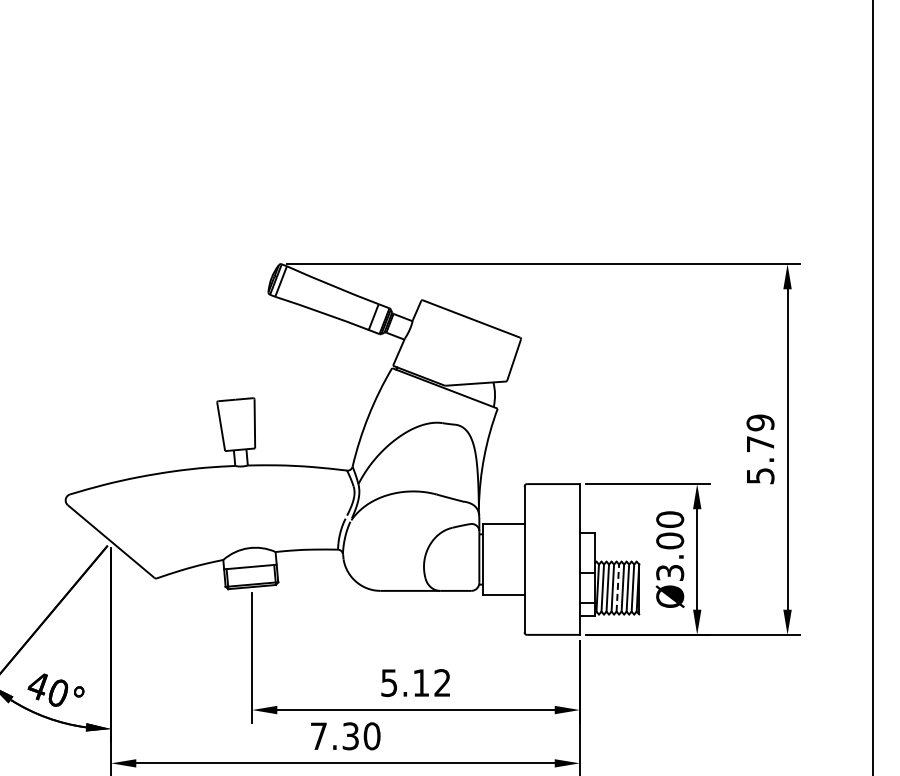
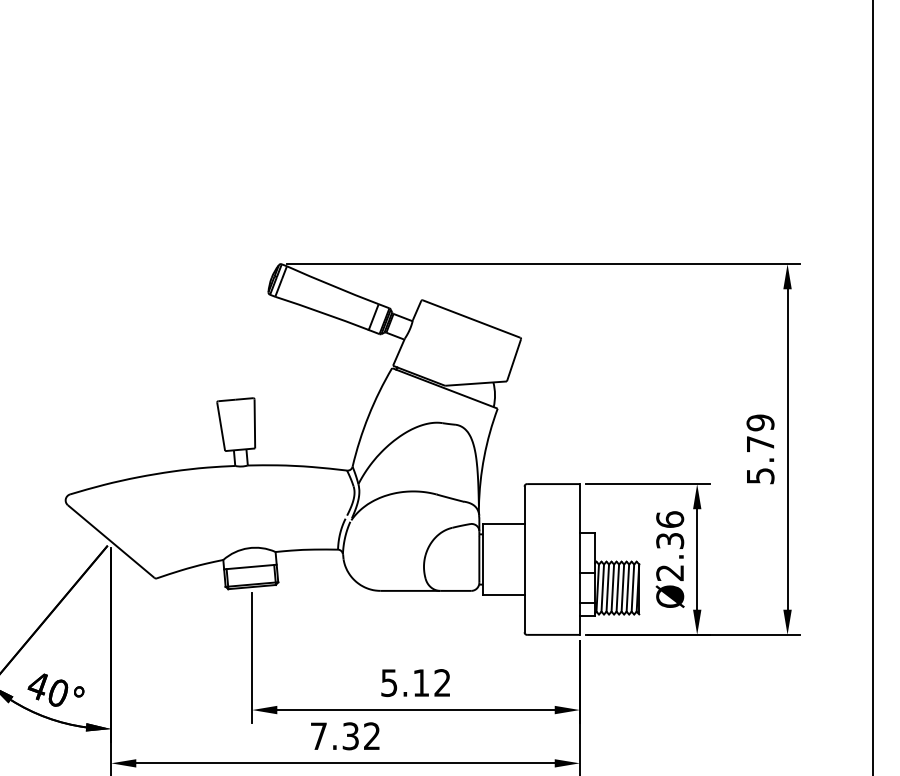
text: Ø3.00 -> Ø2.36 (670, 545)
line: dashed -> solid (617, 588)
text: 7.30 -> 7.32 (371, 736)
